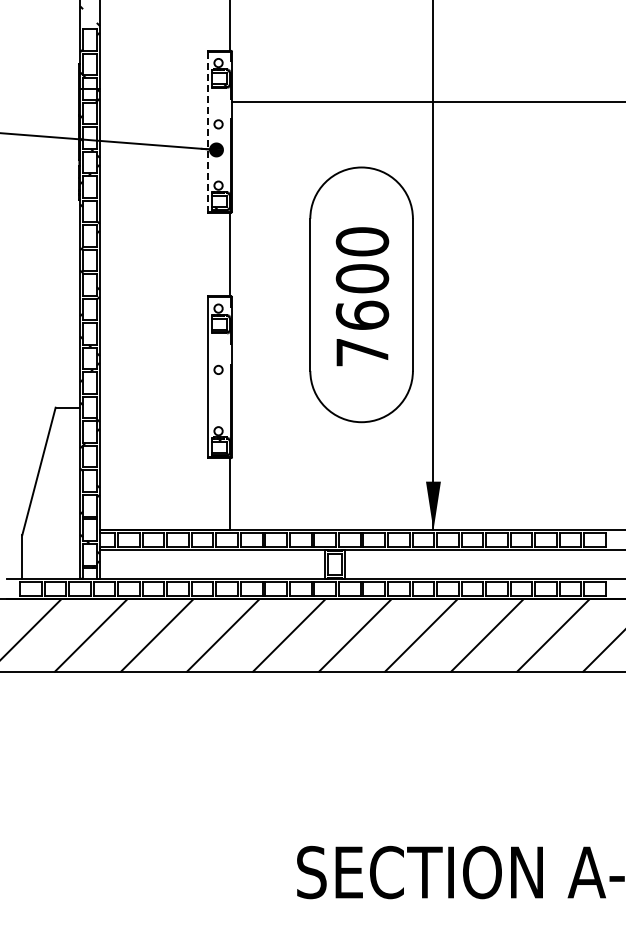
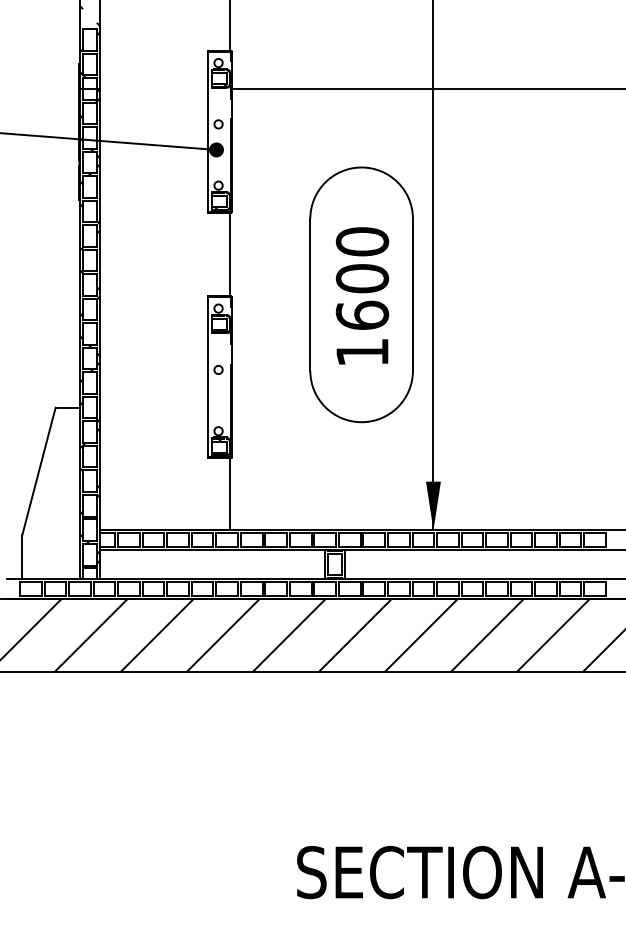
line position: (427, 102) -> (427, 89) (427, 89)
line: dashed -> solid (207, 131)
text: 7600 -> 1600 (362, 352)
